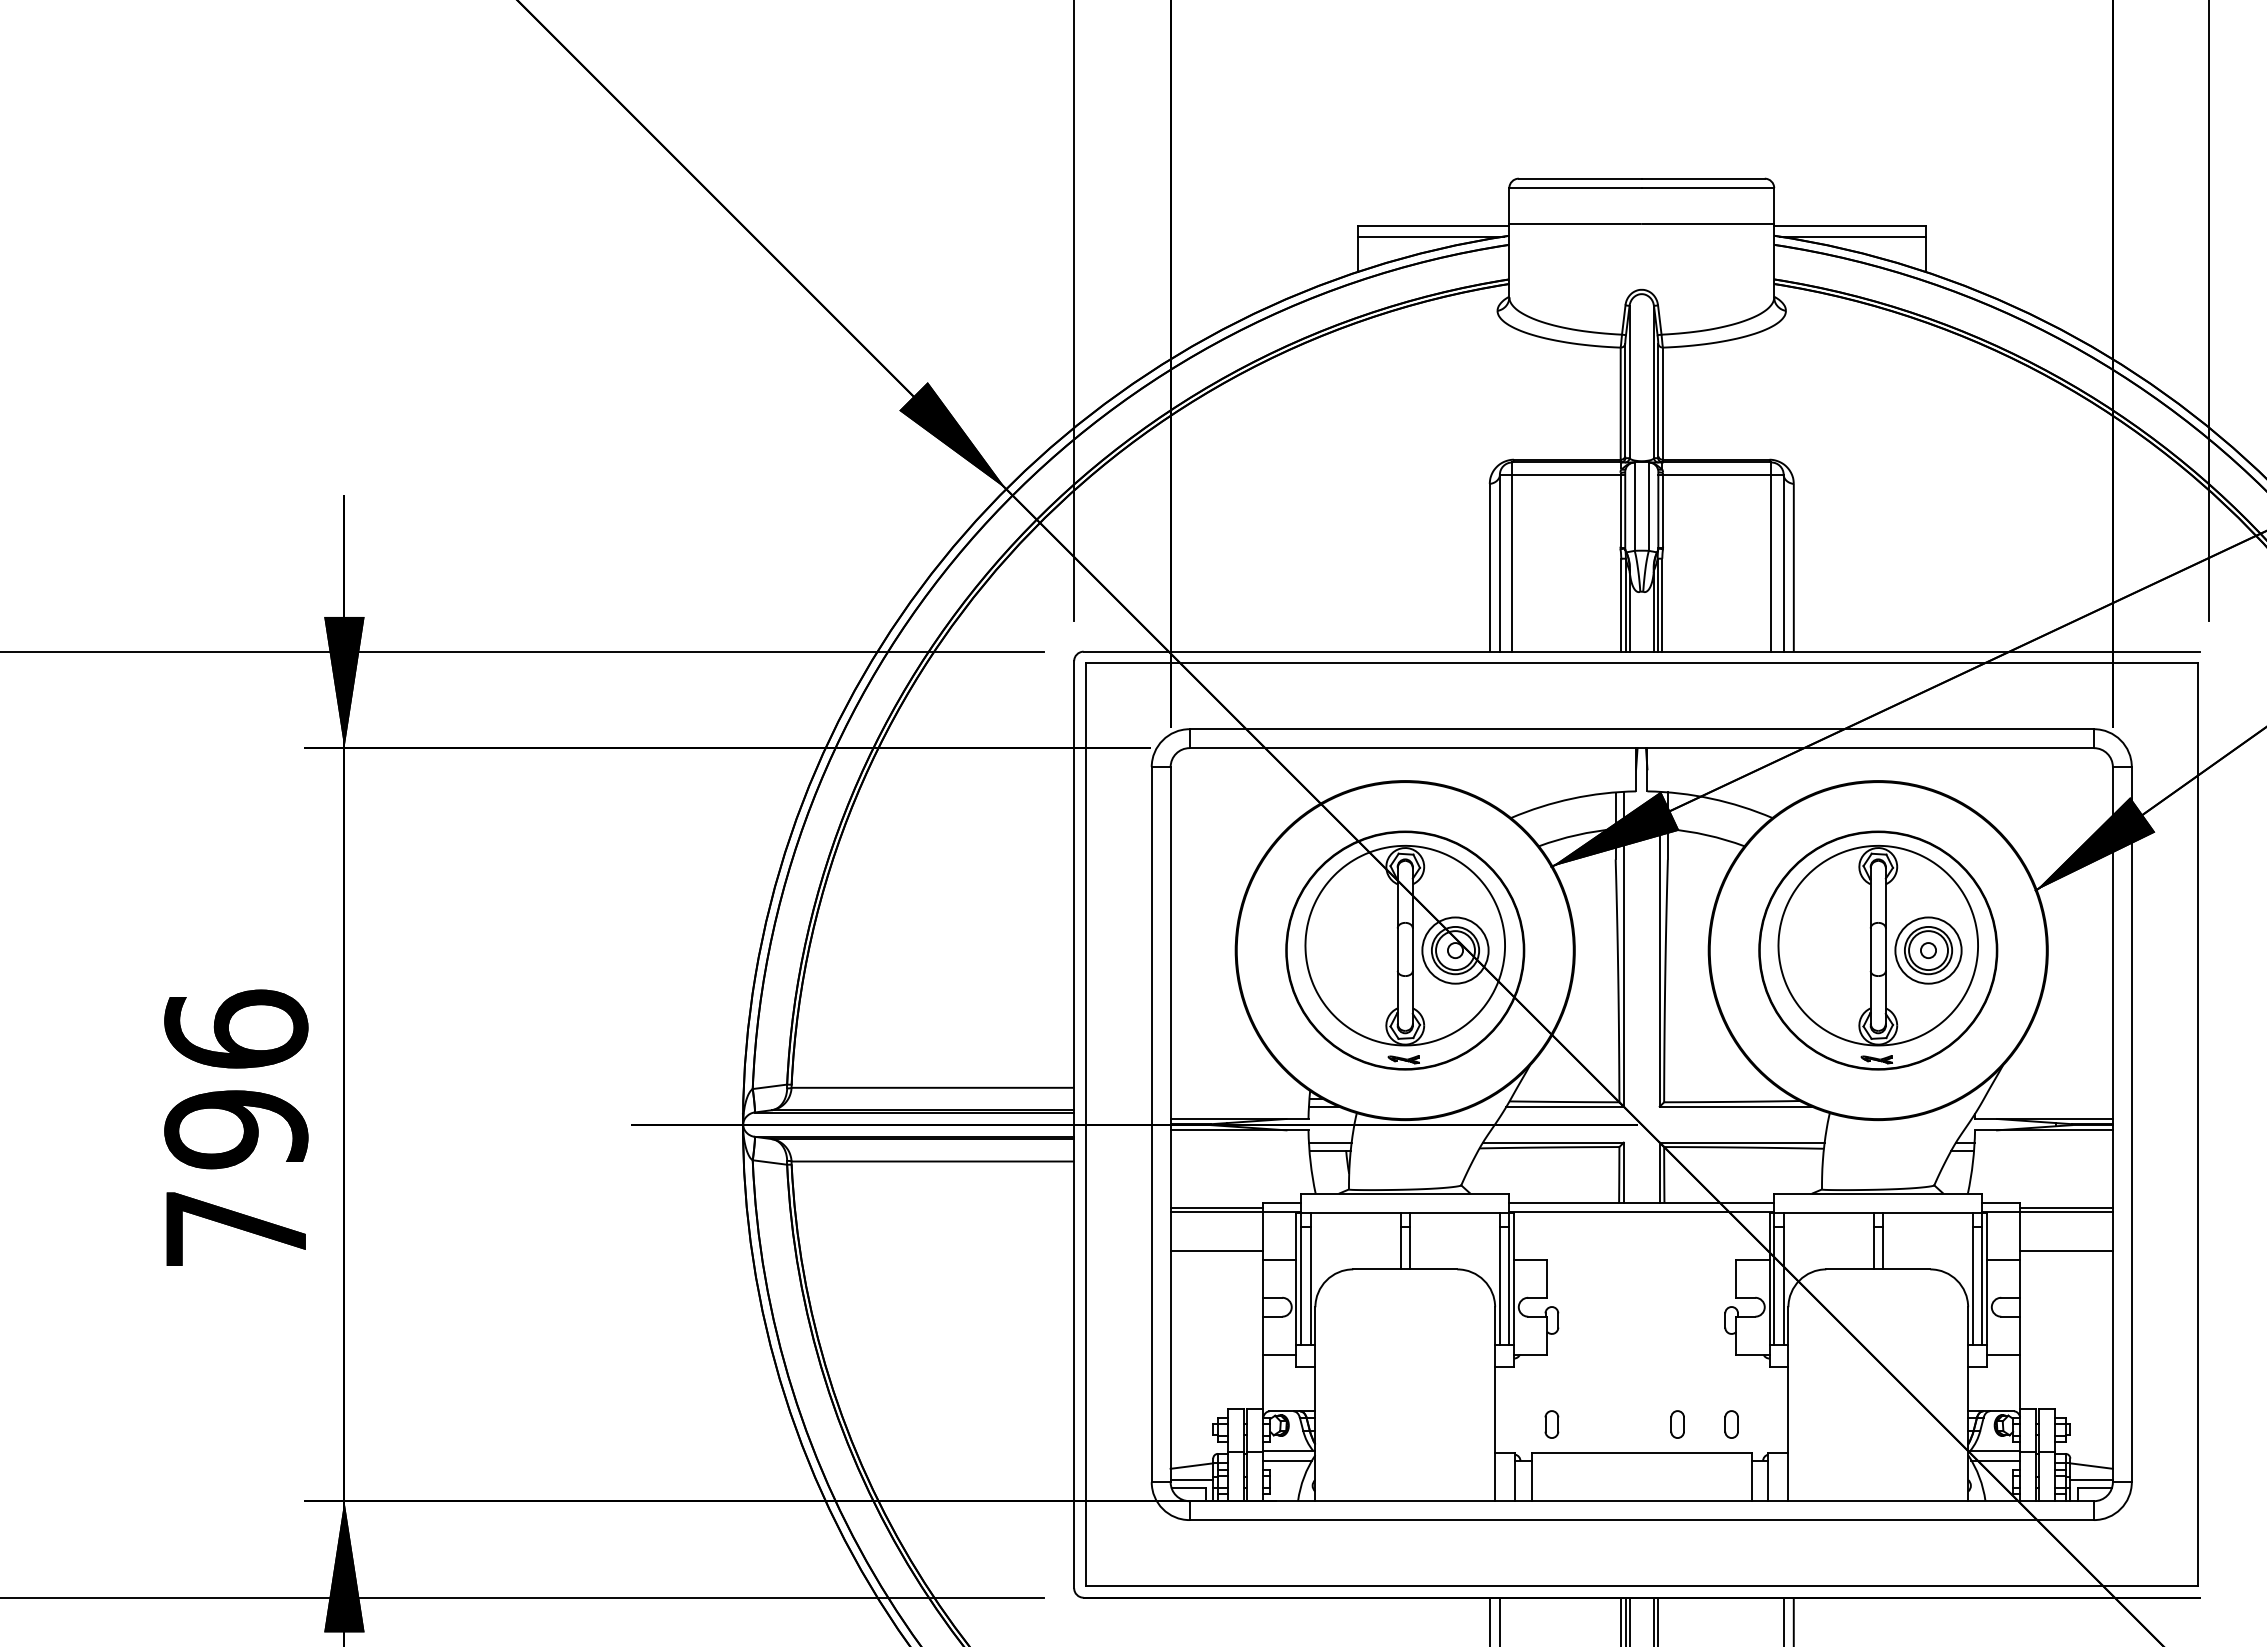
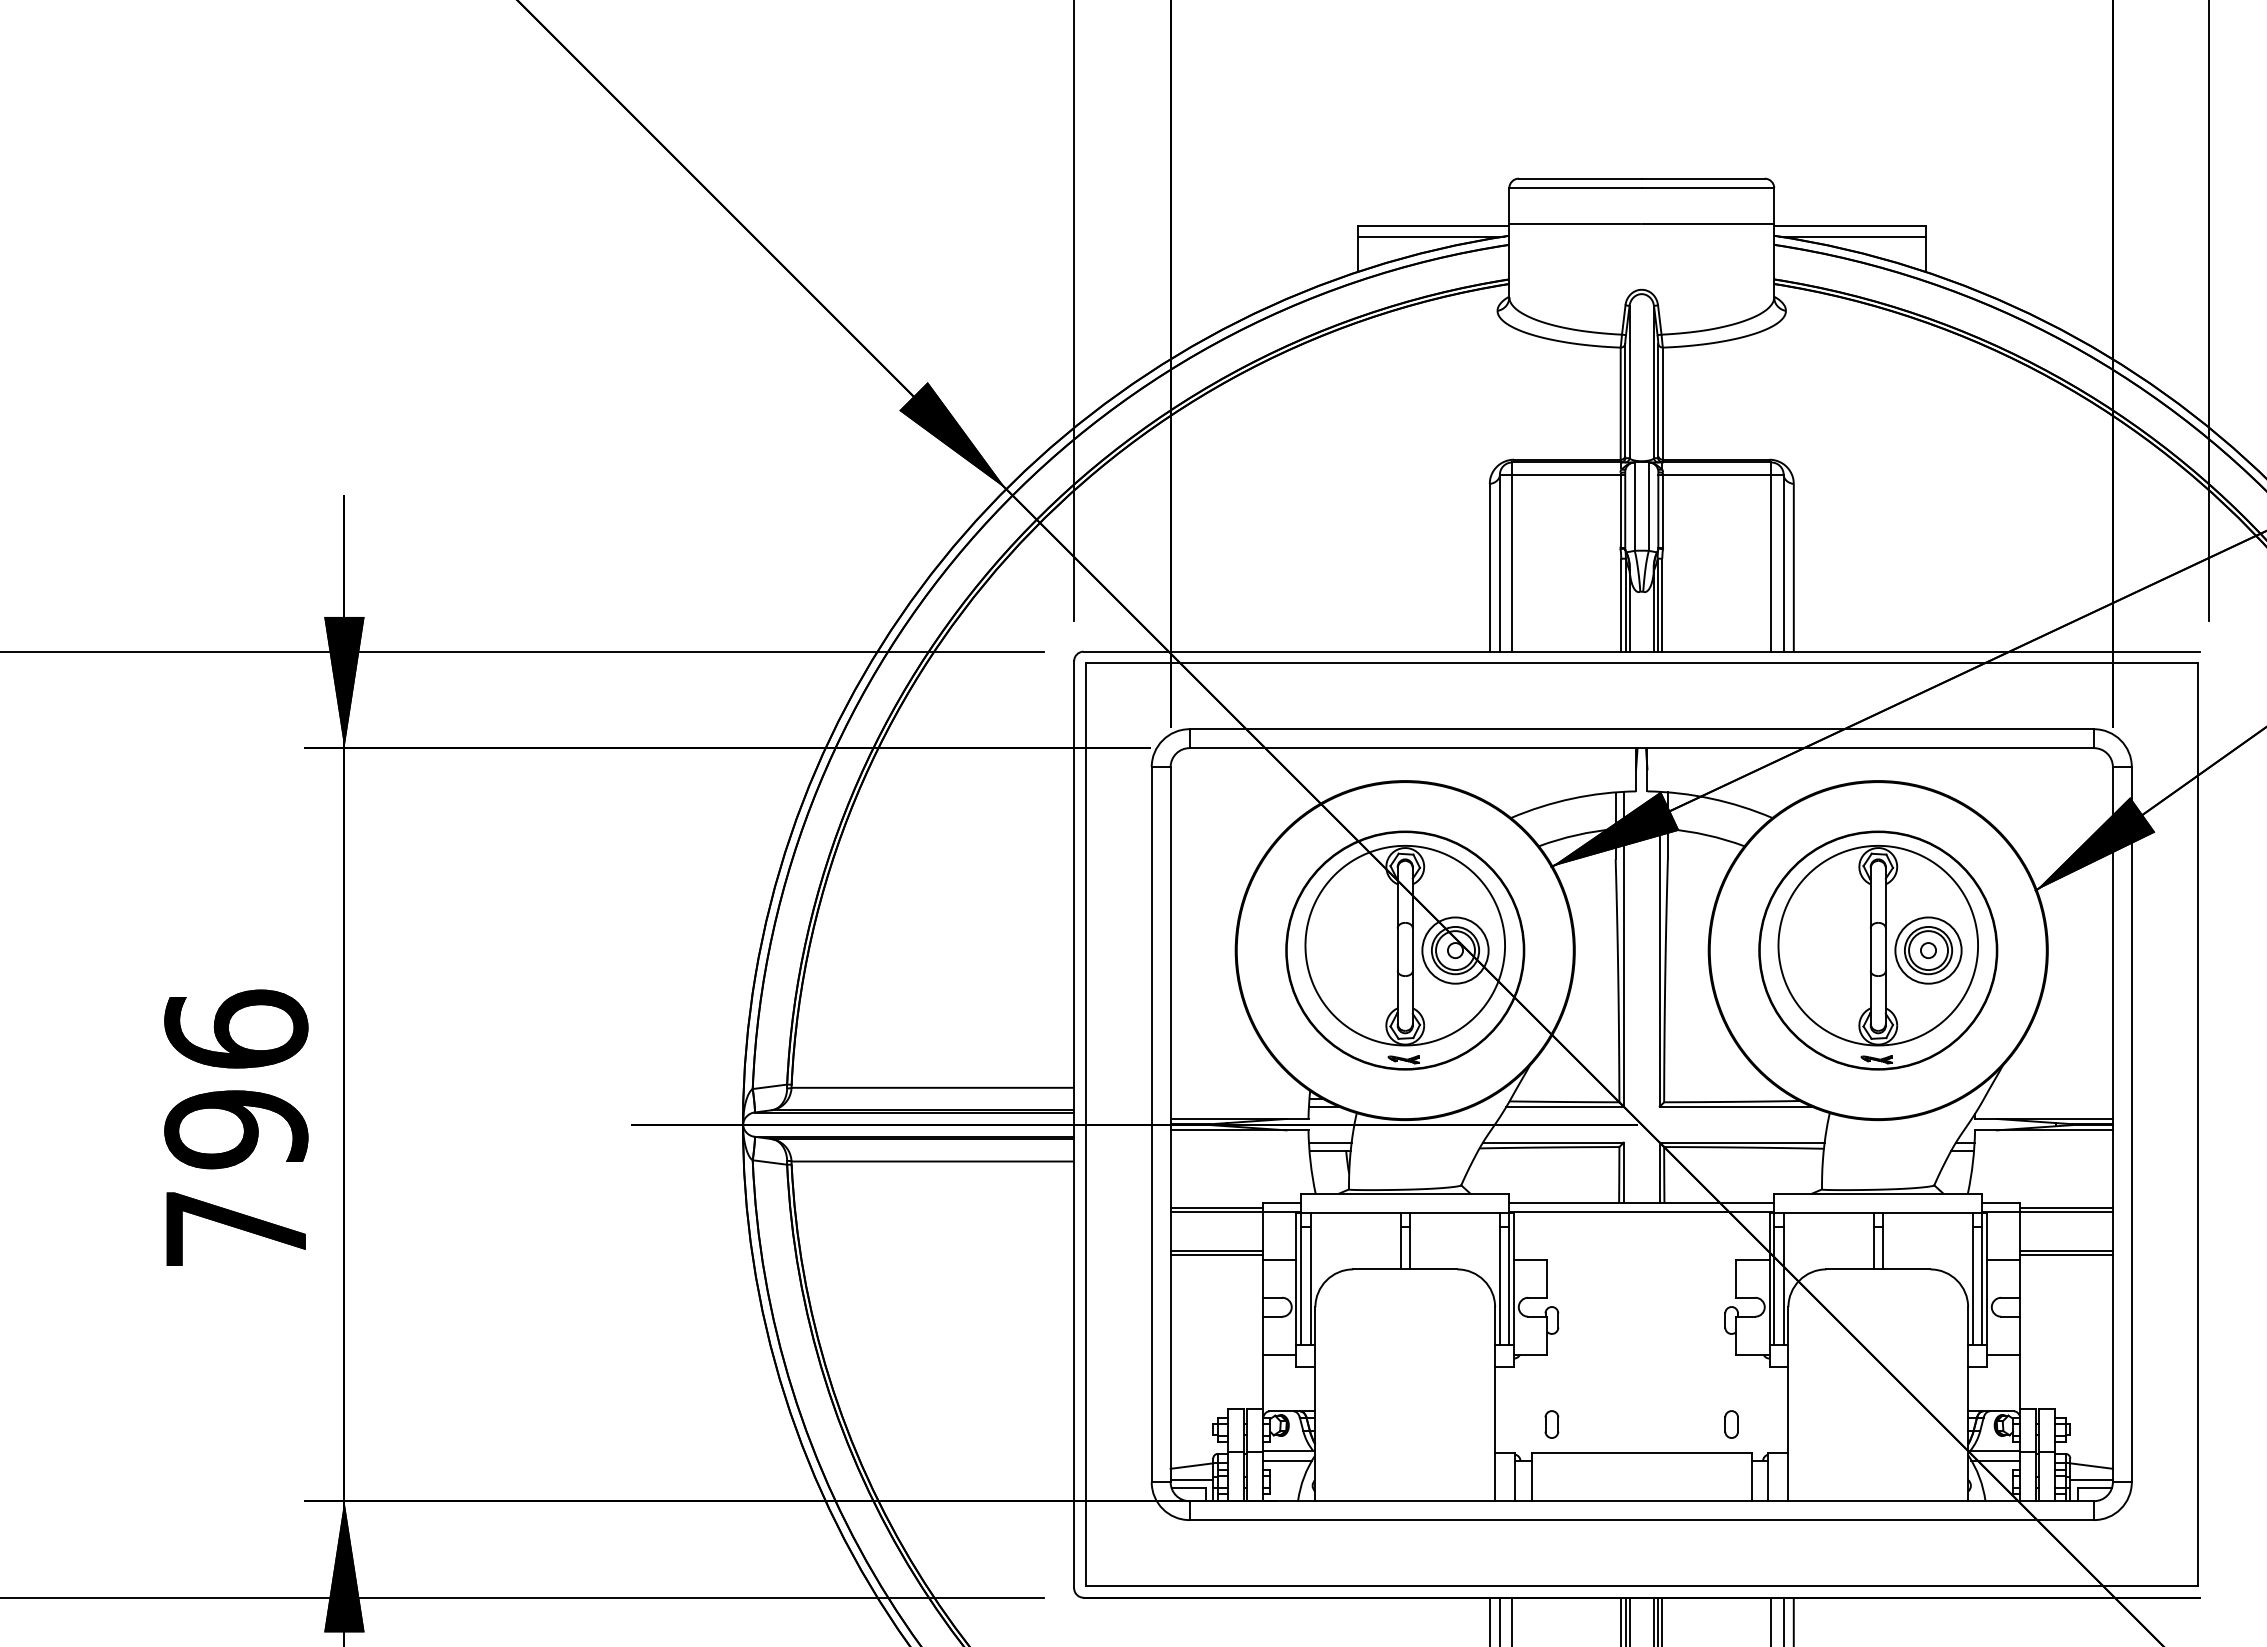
line: none -> present (1216, 1255)
line: none -> present (2066, 1255)
part: present -> none (1677, 1424)
line: none -> present (1512, 1620)
line: none -> present (1662, 1620)
line: none -> present (1771, 1620)
